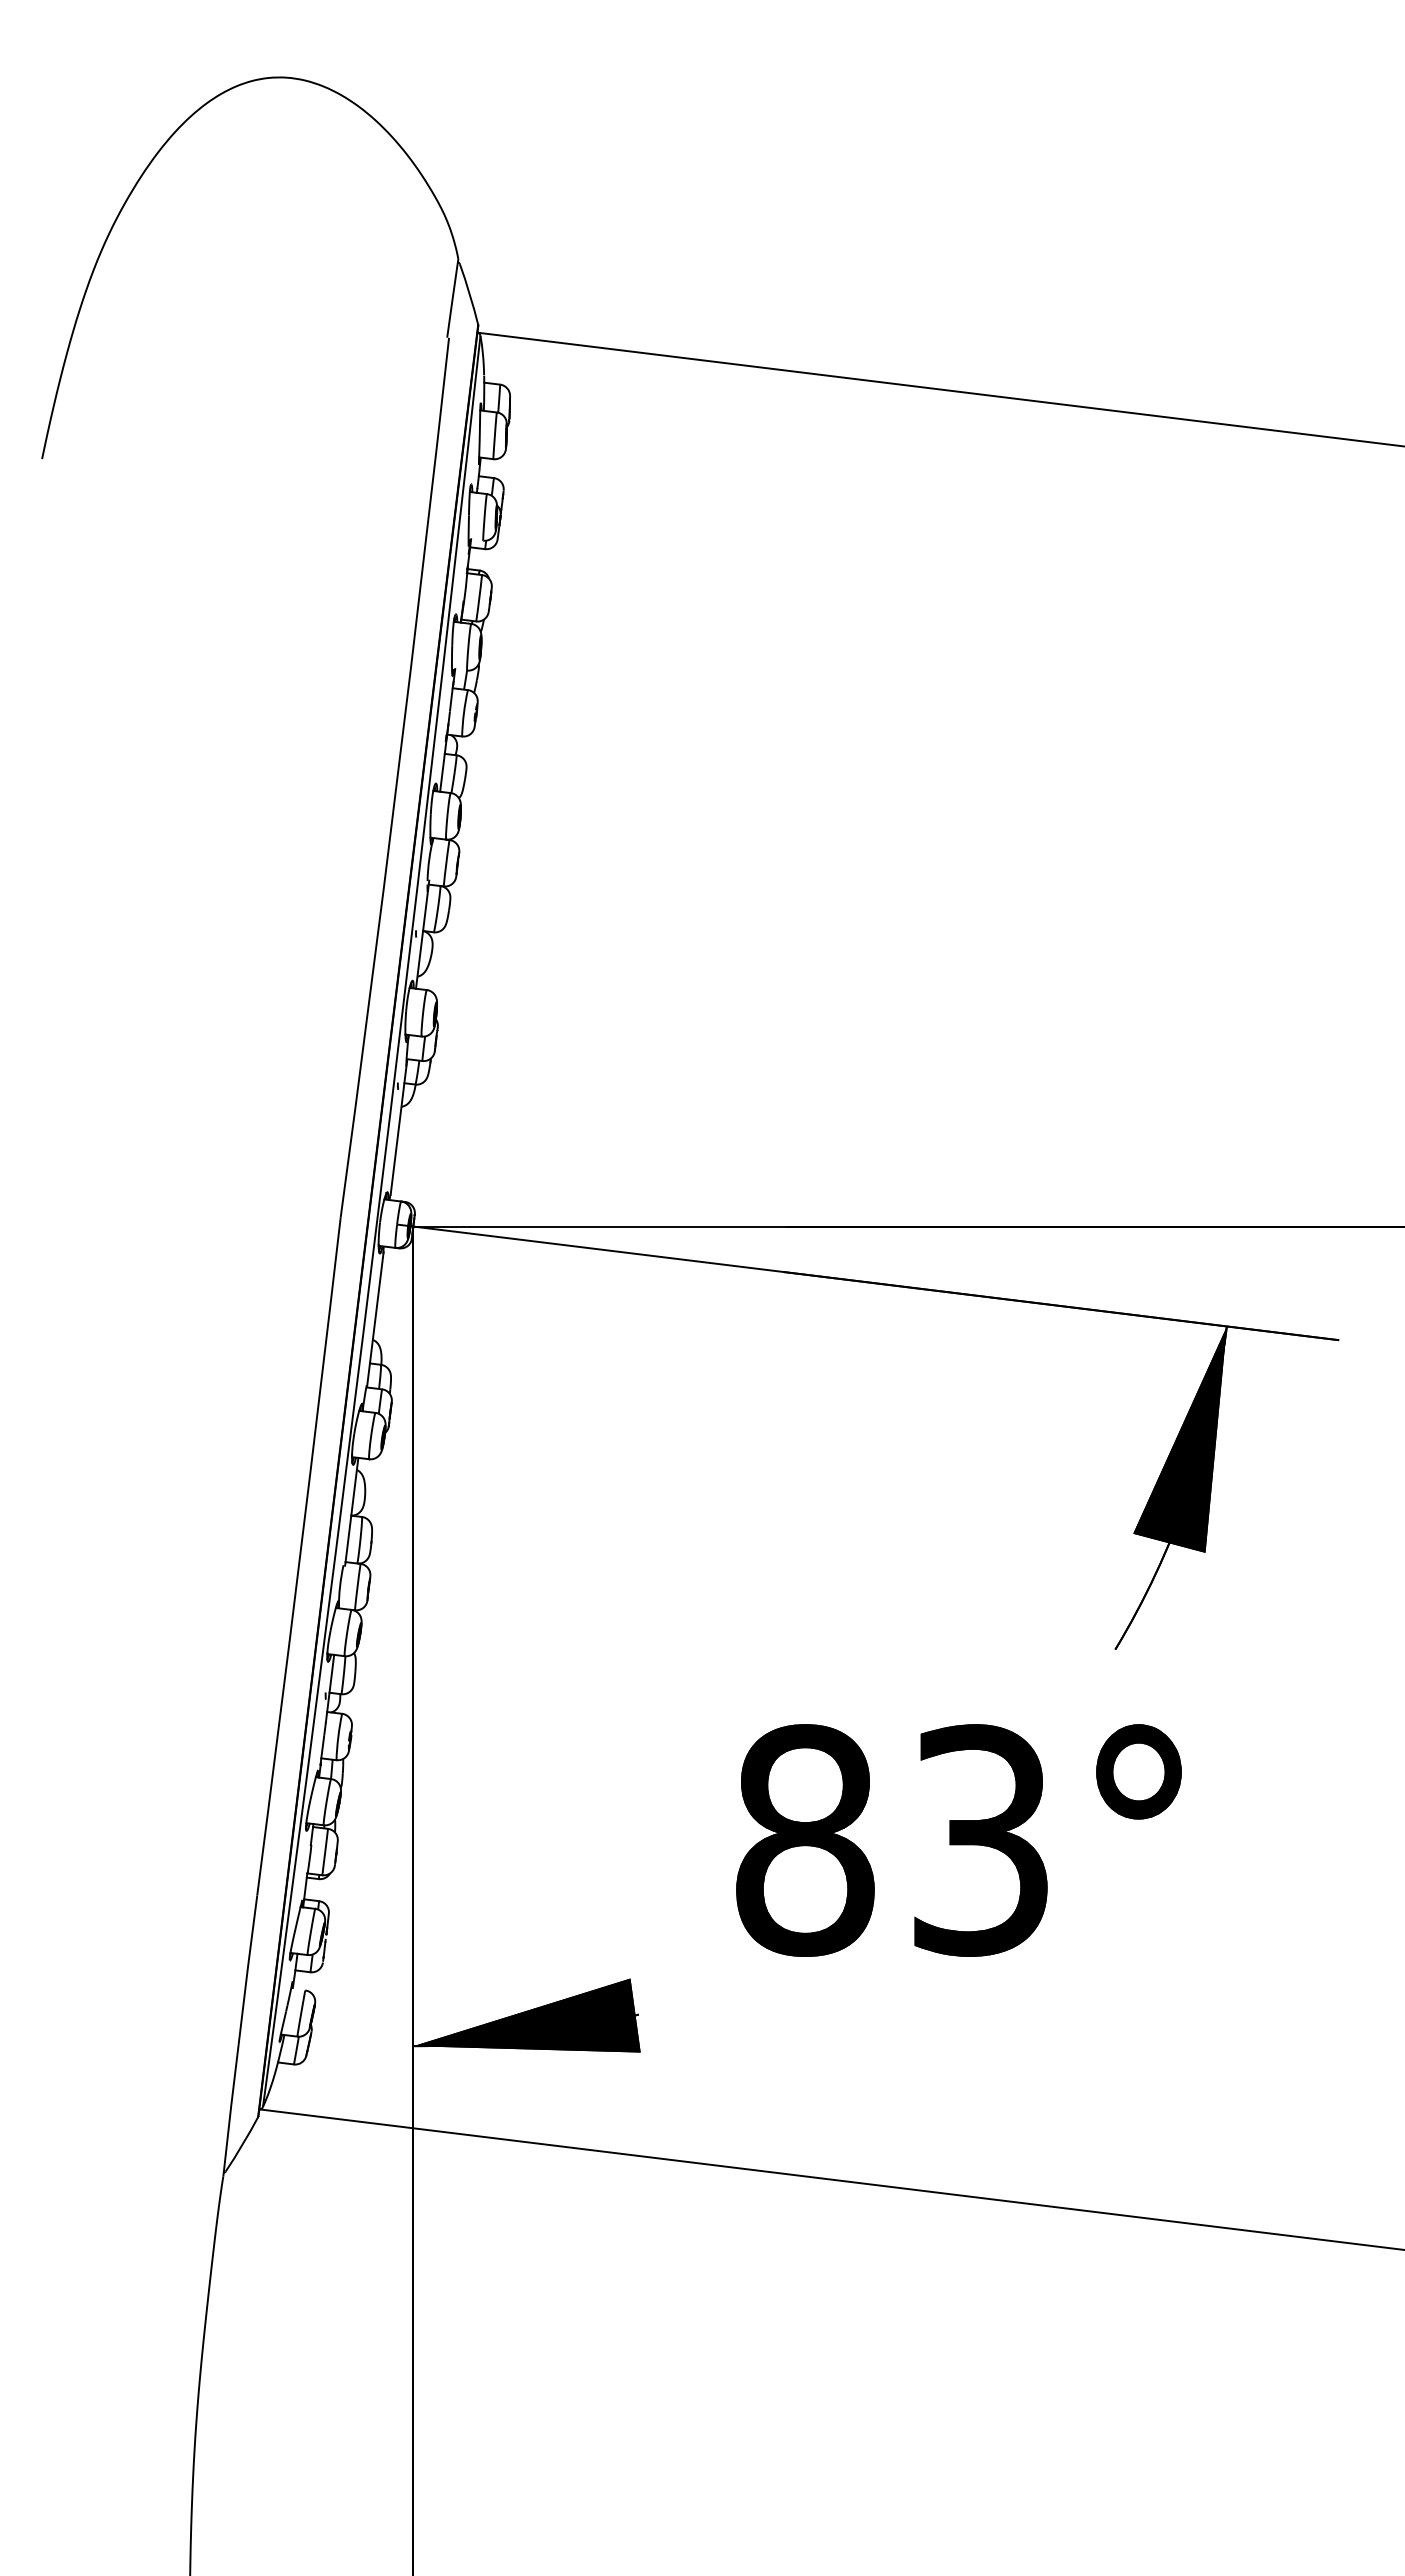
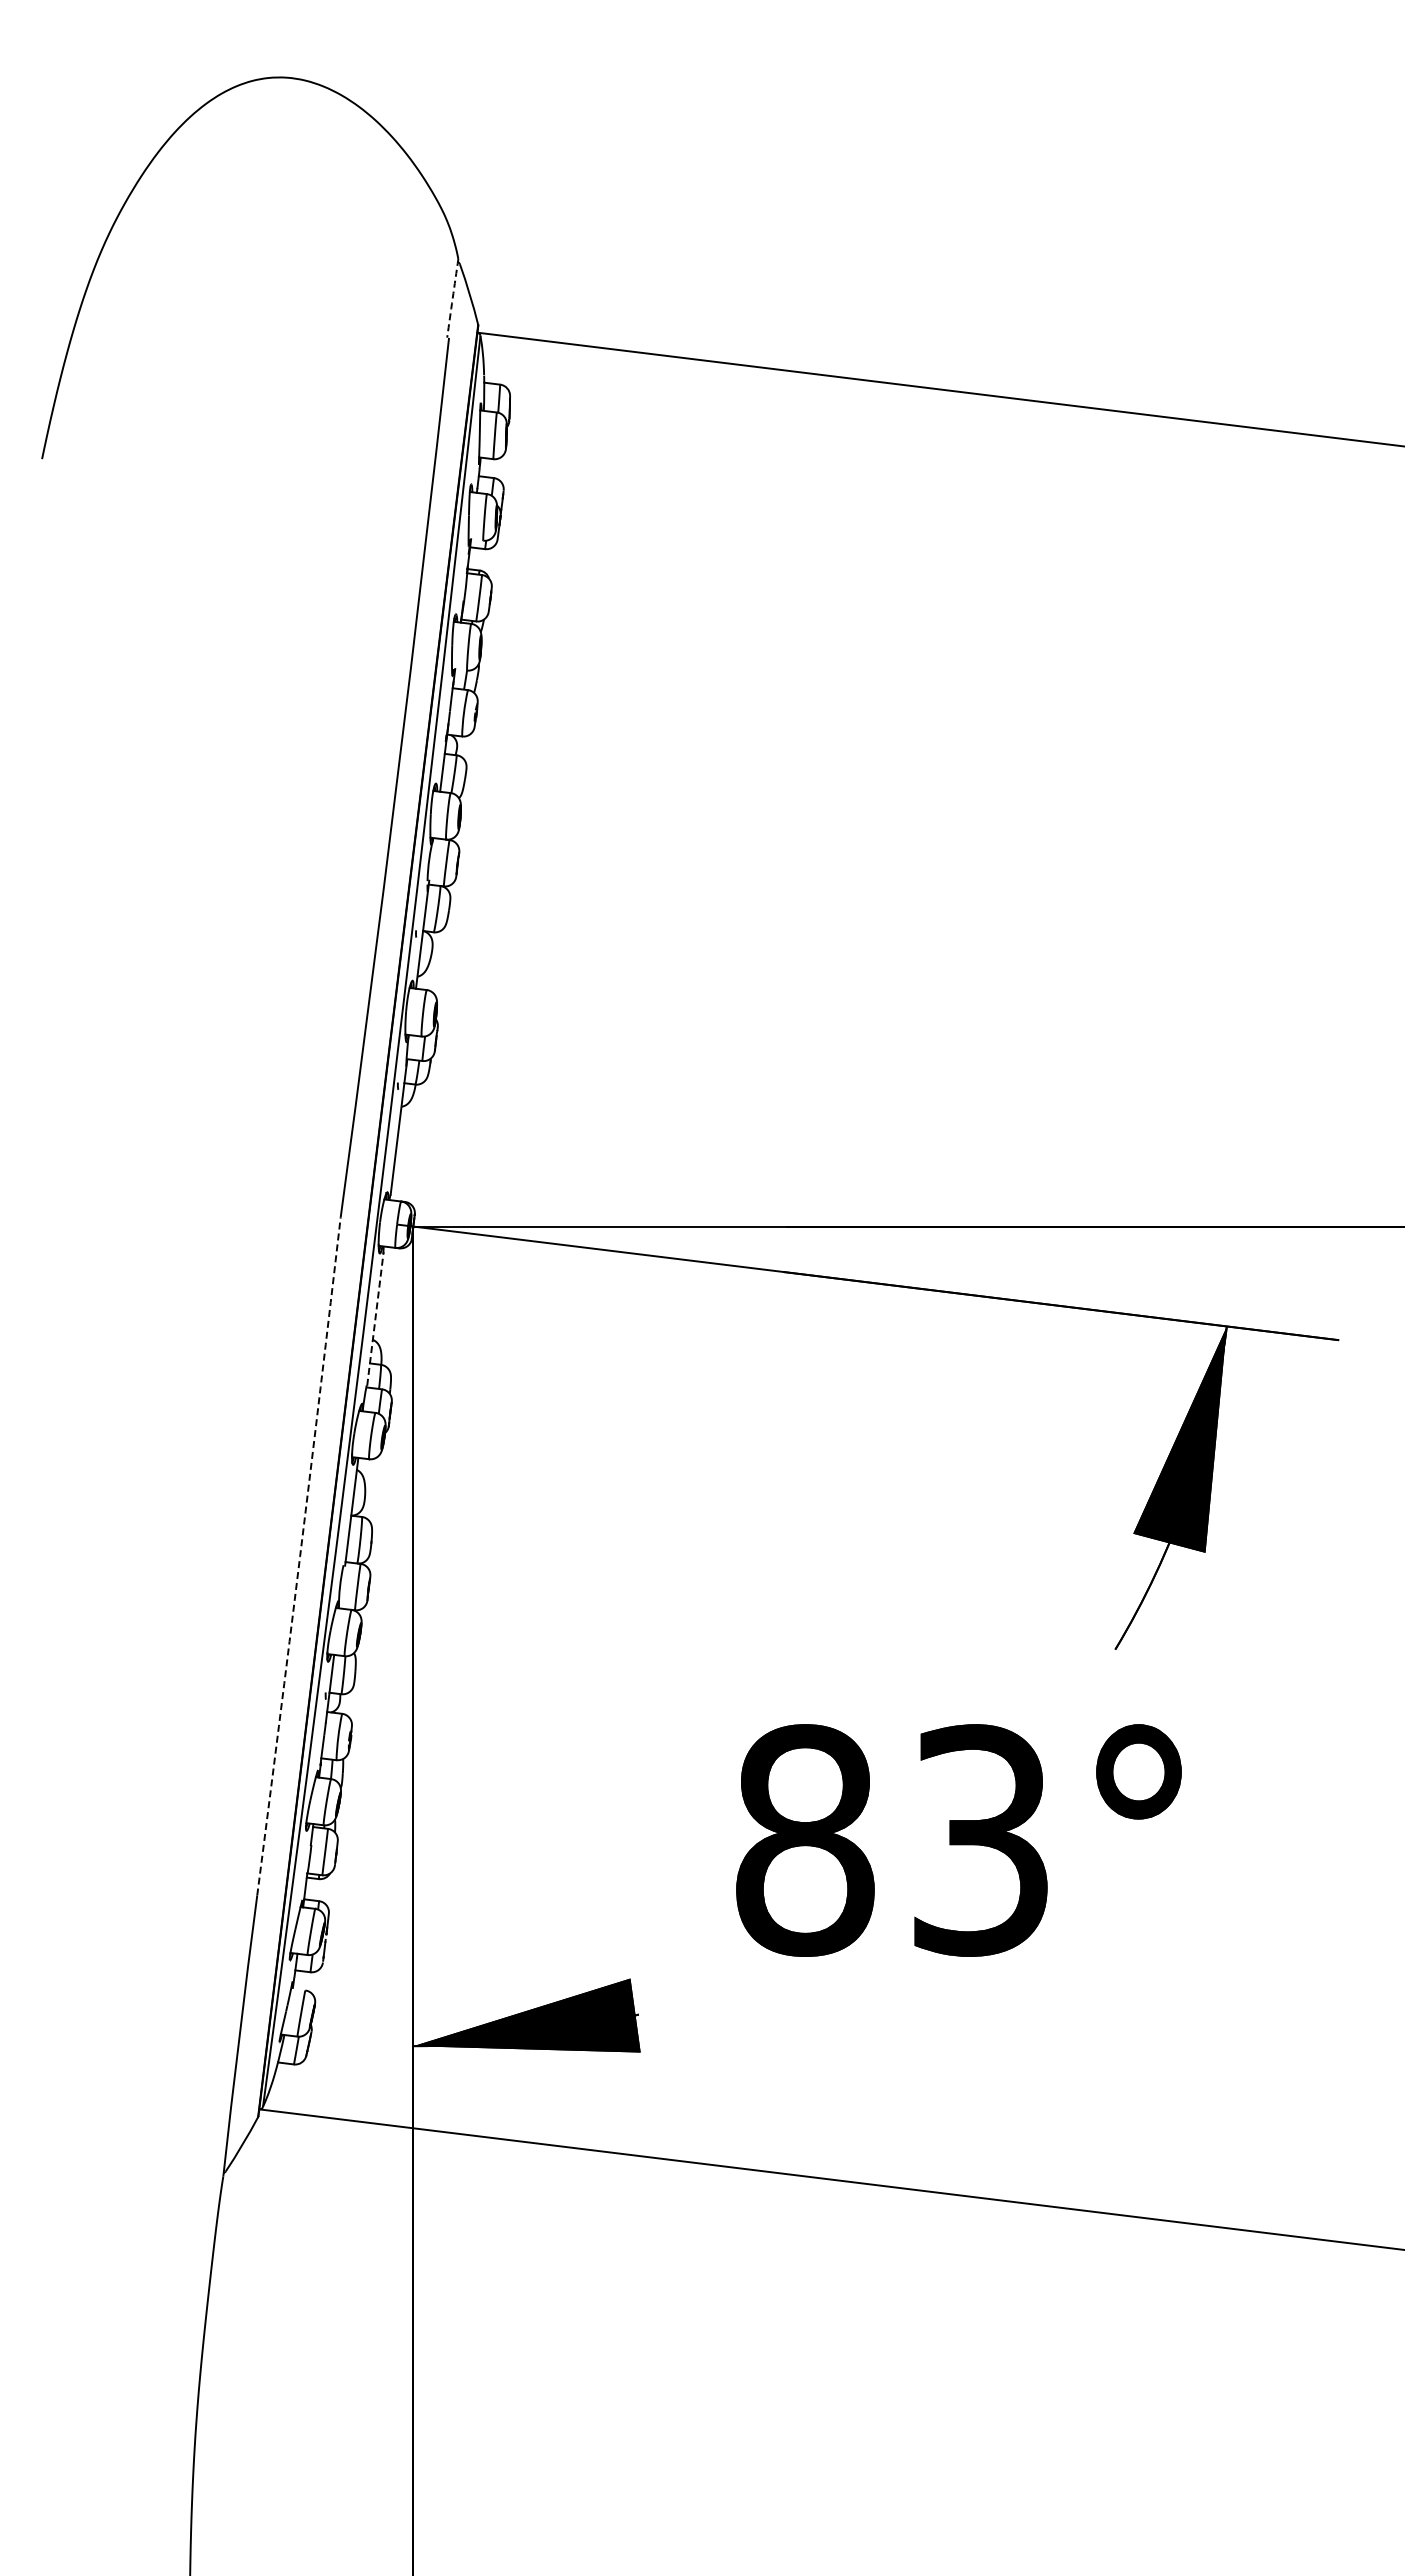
arc: solid -> dashed (452, 298)
line: solid -> dashed (375, 1318)
arc: solid -> dashed (300, 1556)
